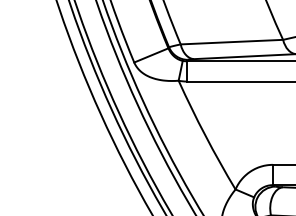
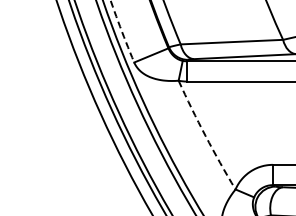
arc: solid -> dashed (121, 31)
arc: solid -> dashed (205, 135)
